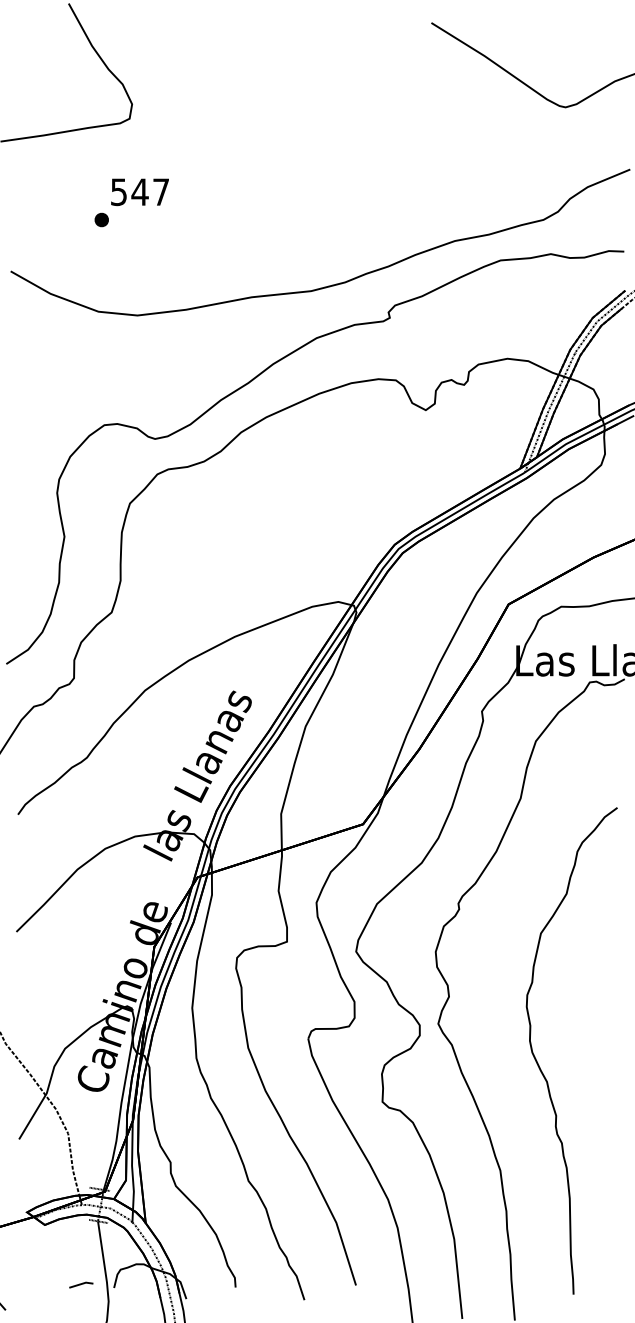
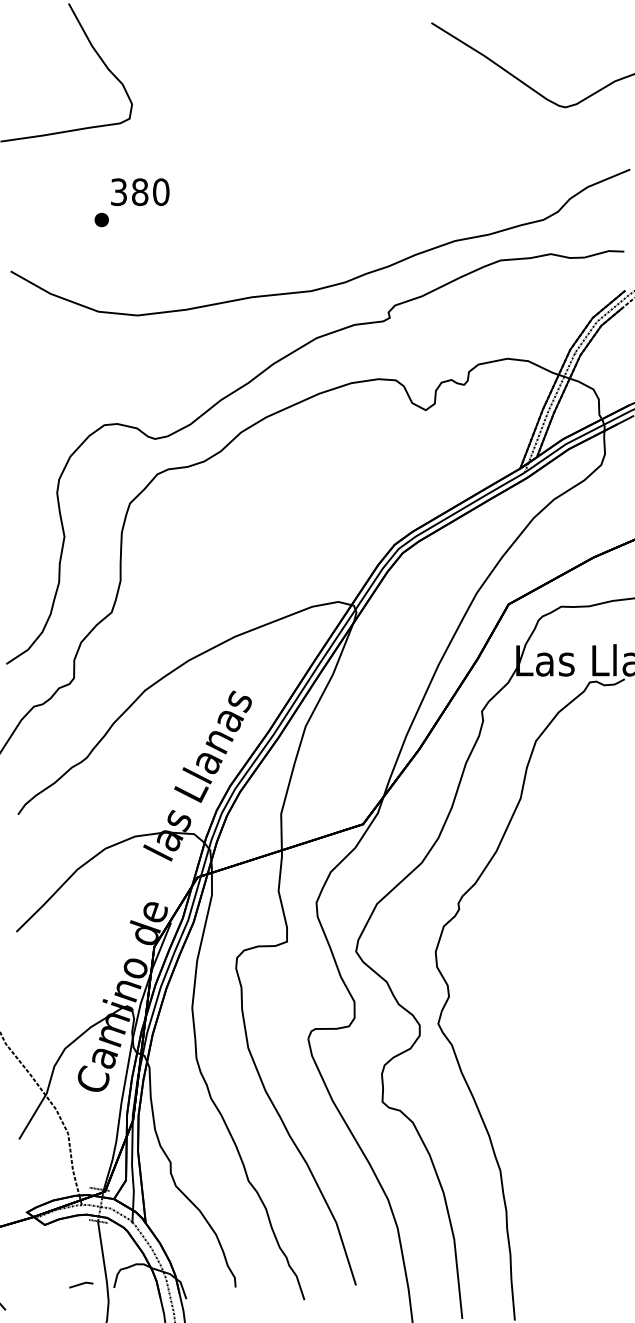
text: 547 -> 380 (140, 192)
curve: present -> none (539, 1065)
